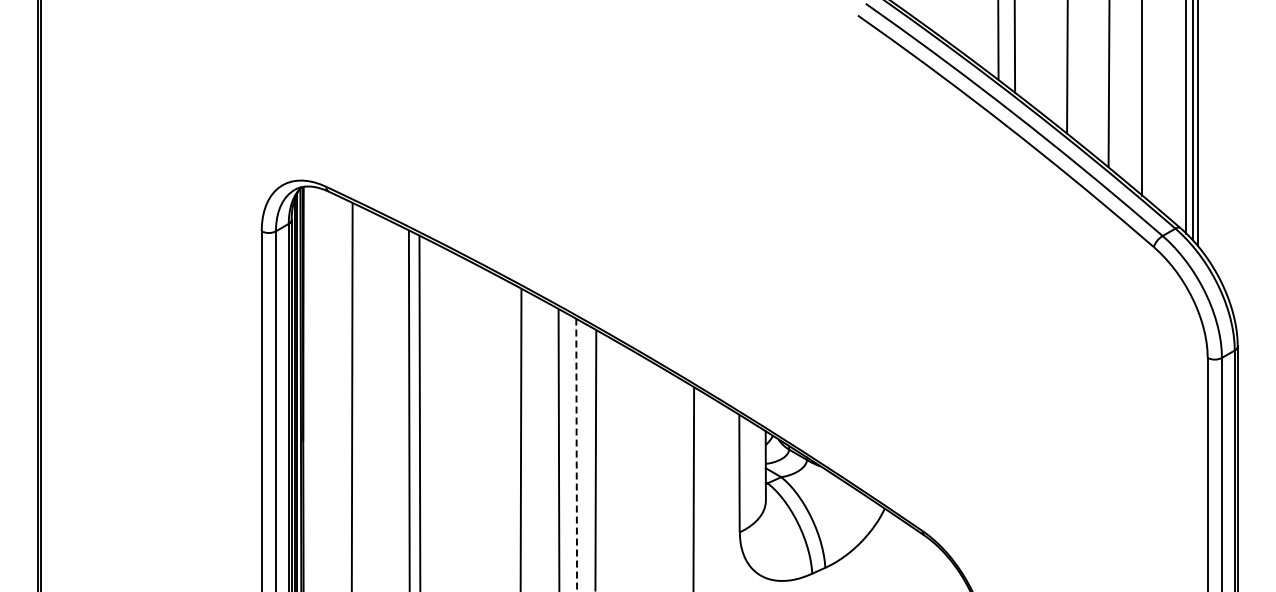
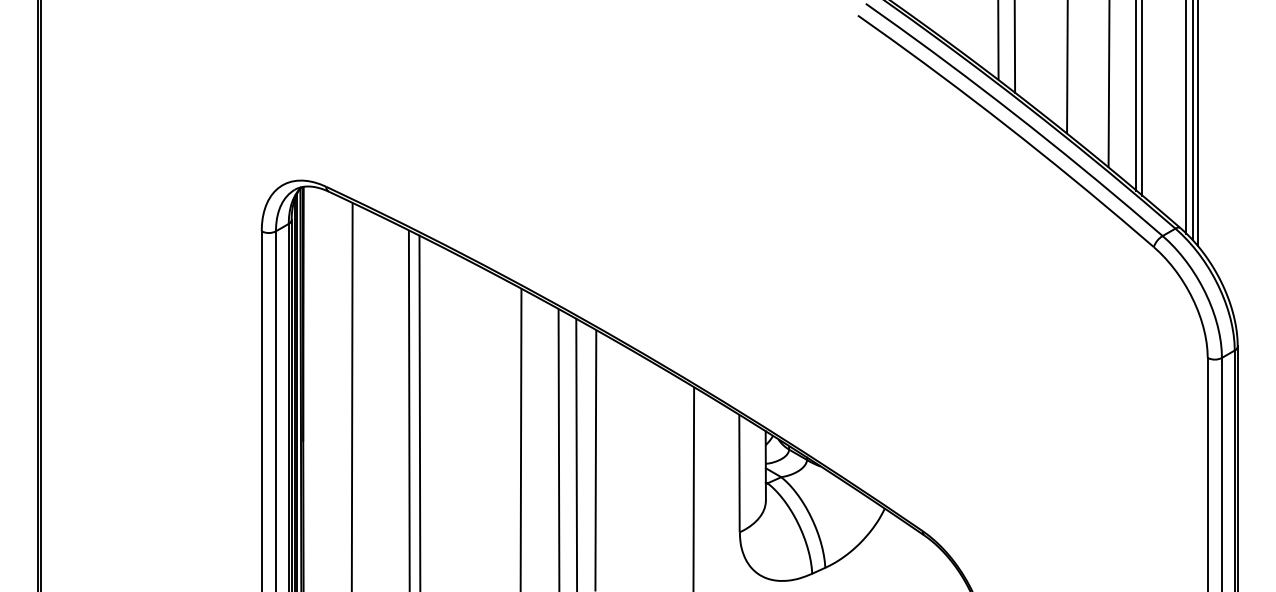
line: none -> present (1136, 96)
line: dashed -> solid (576, 454)
